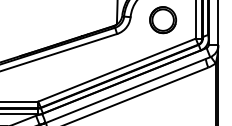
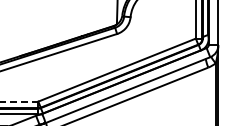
part: present -> none (162, 20)
line: solid -> dashed (19, 101)
